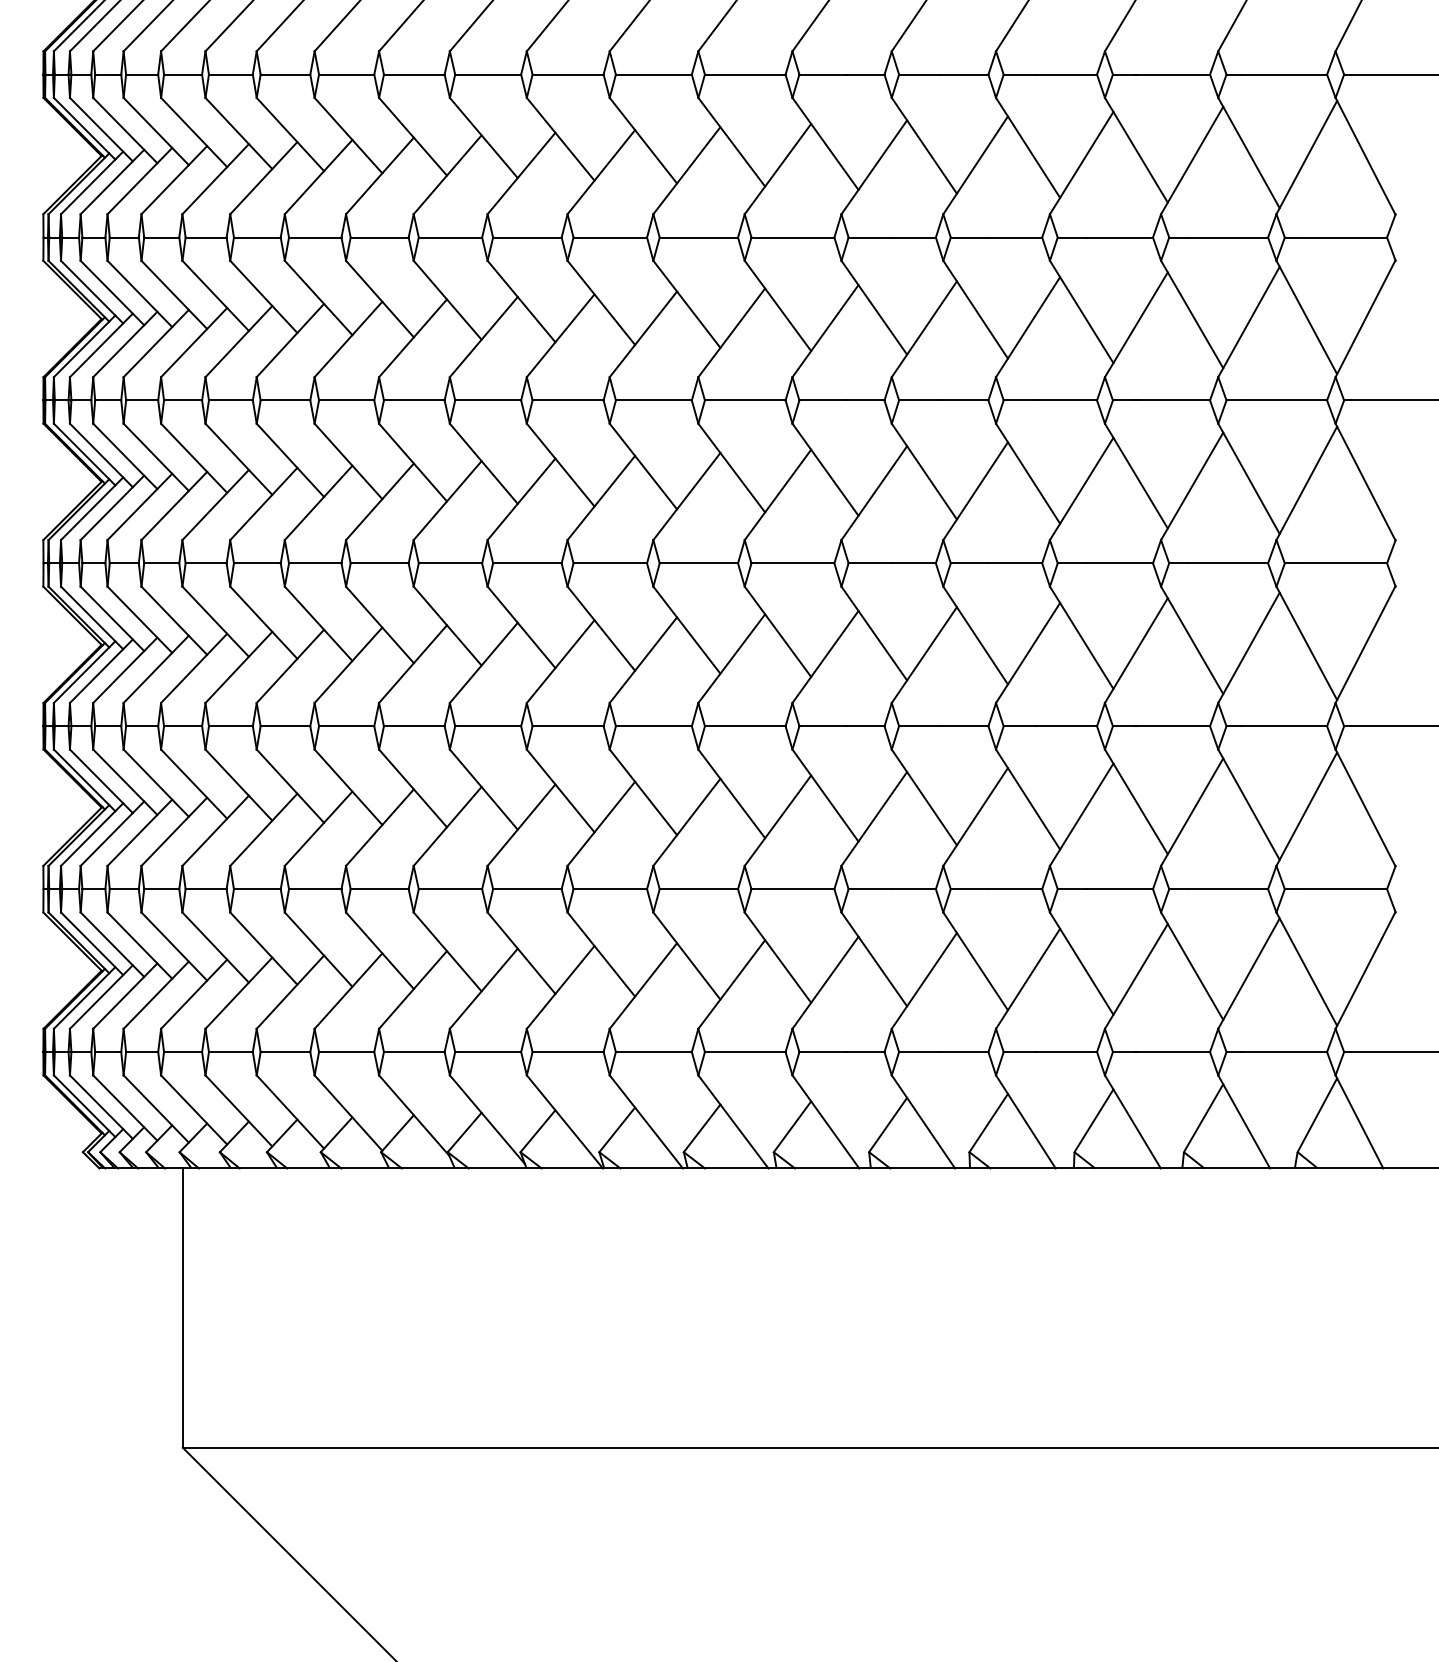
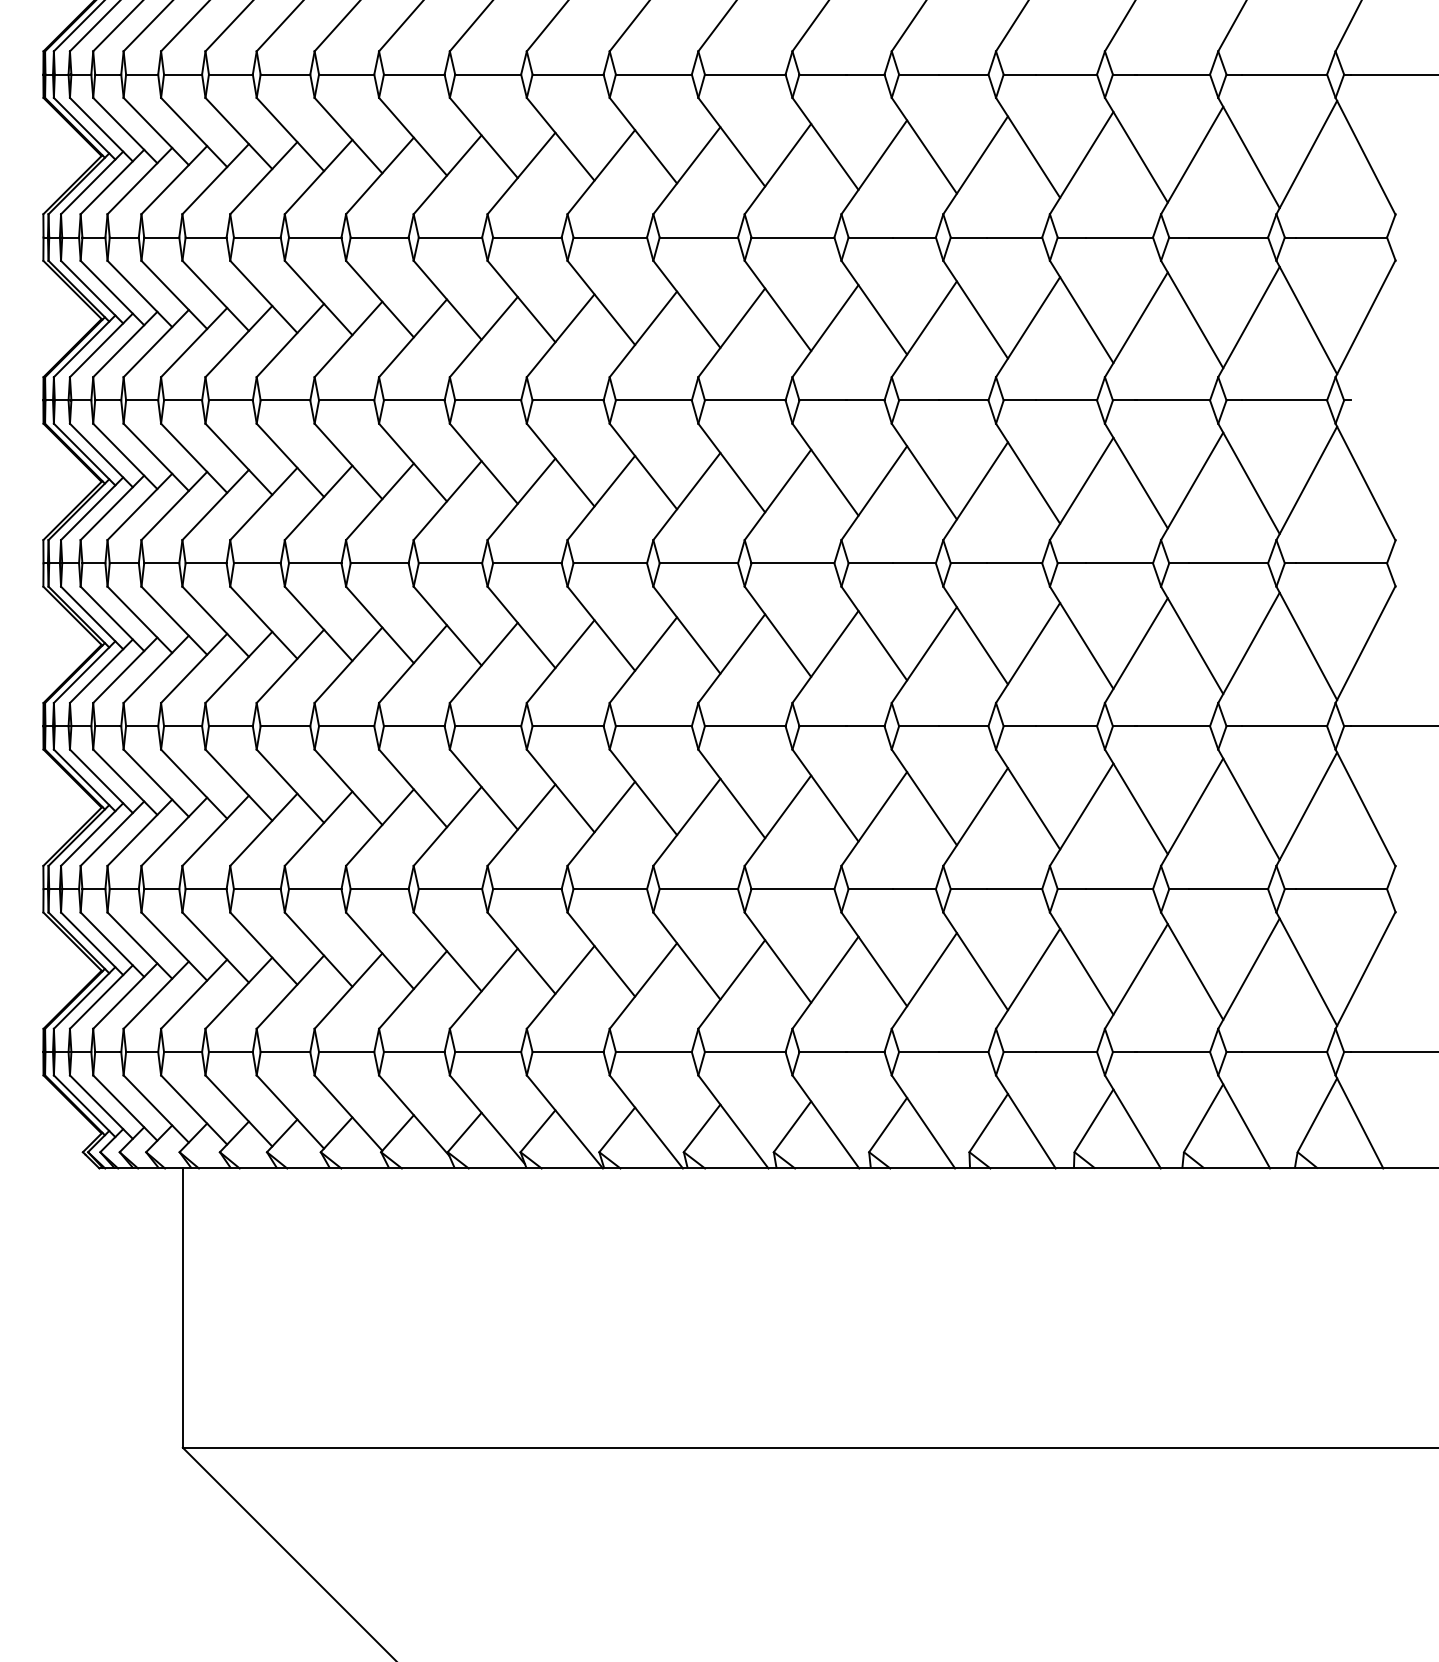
line: present -> none (1393, 400)
